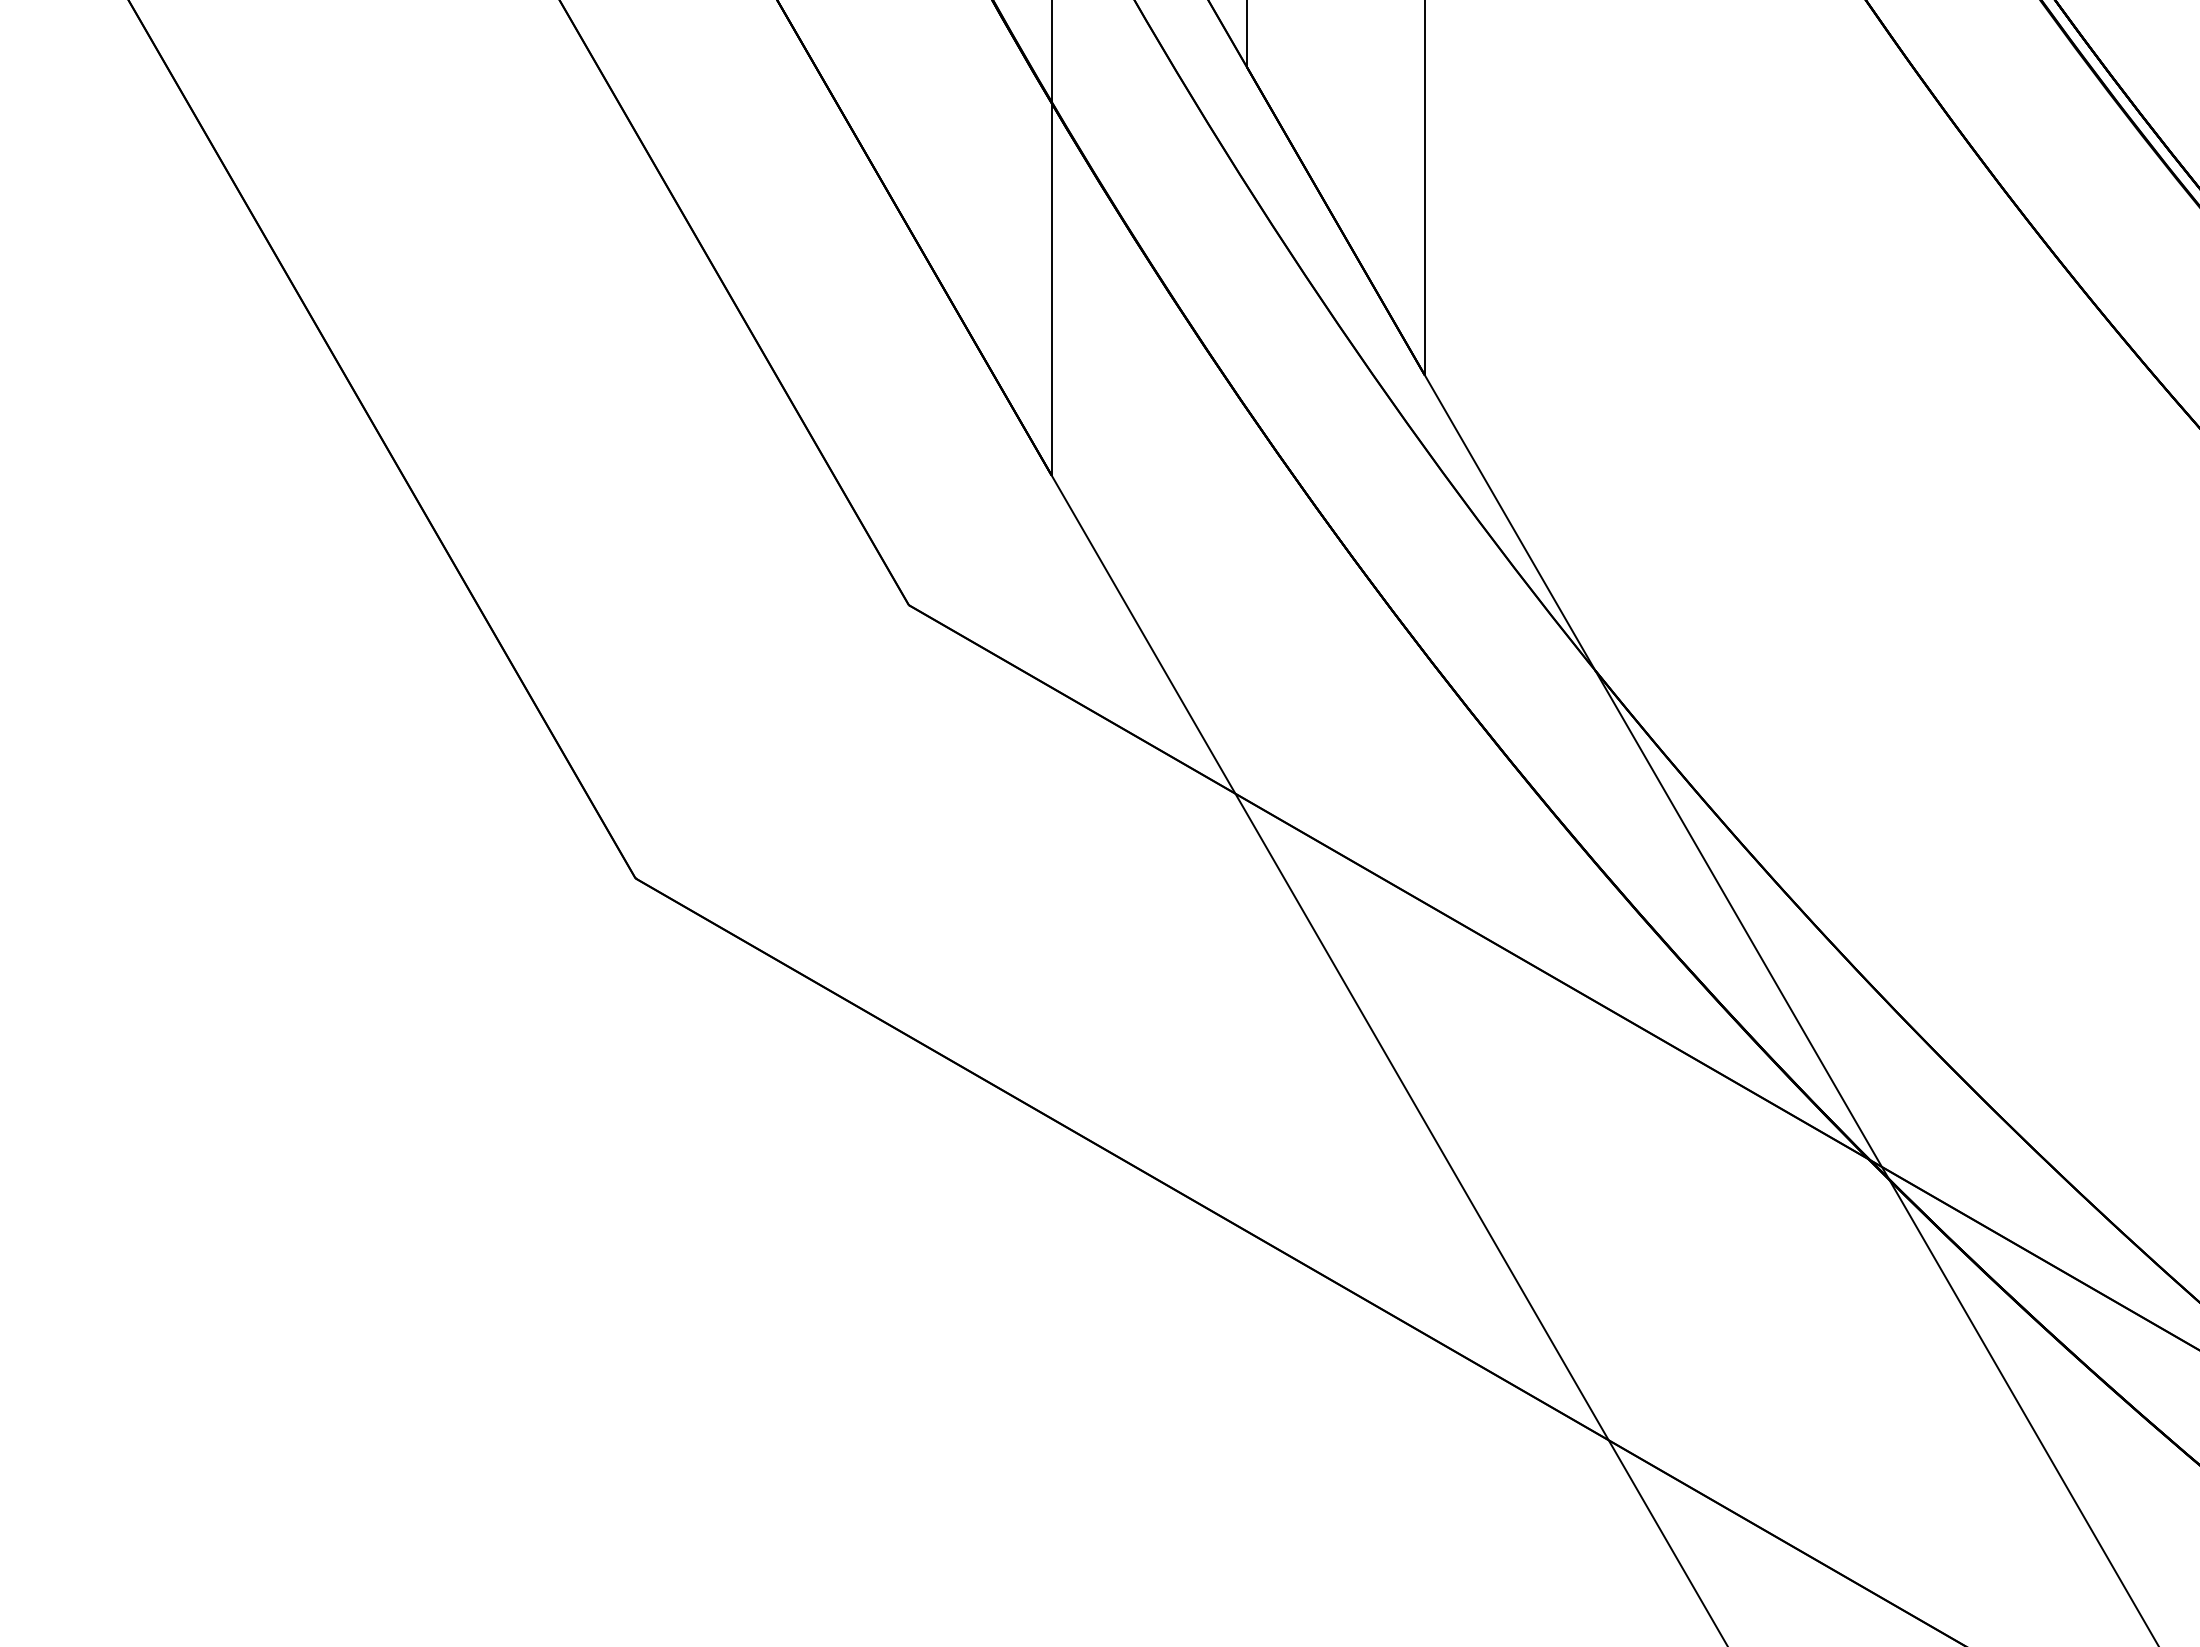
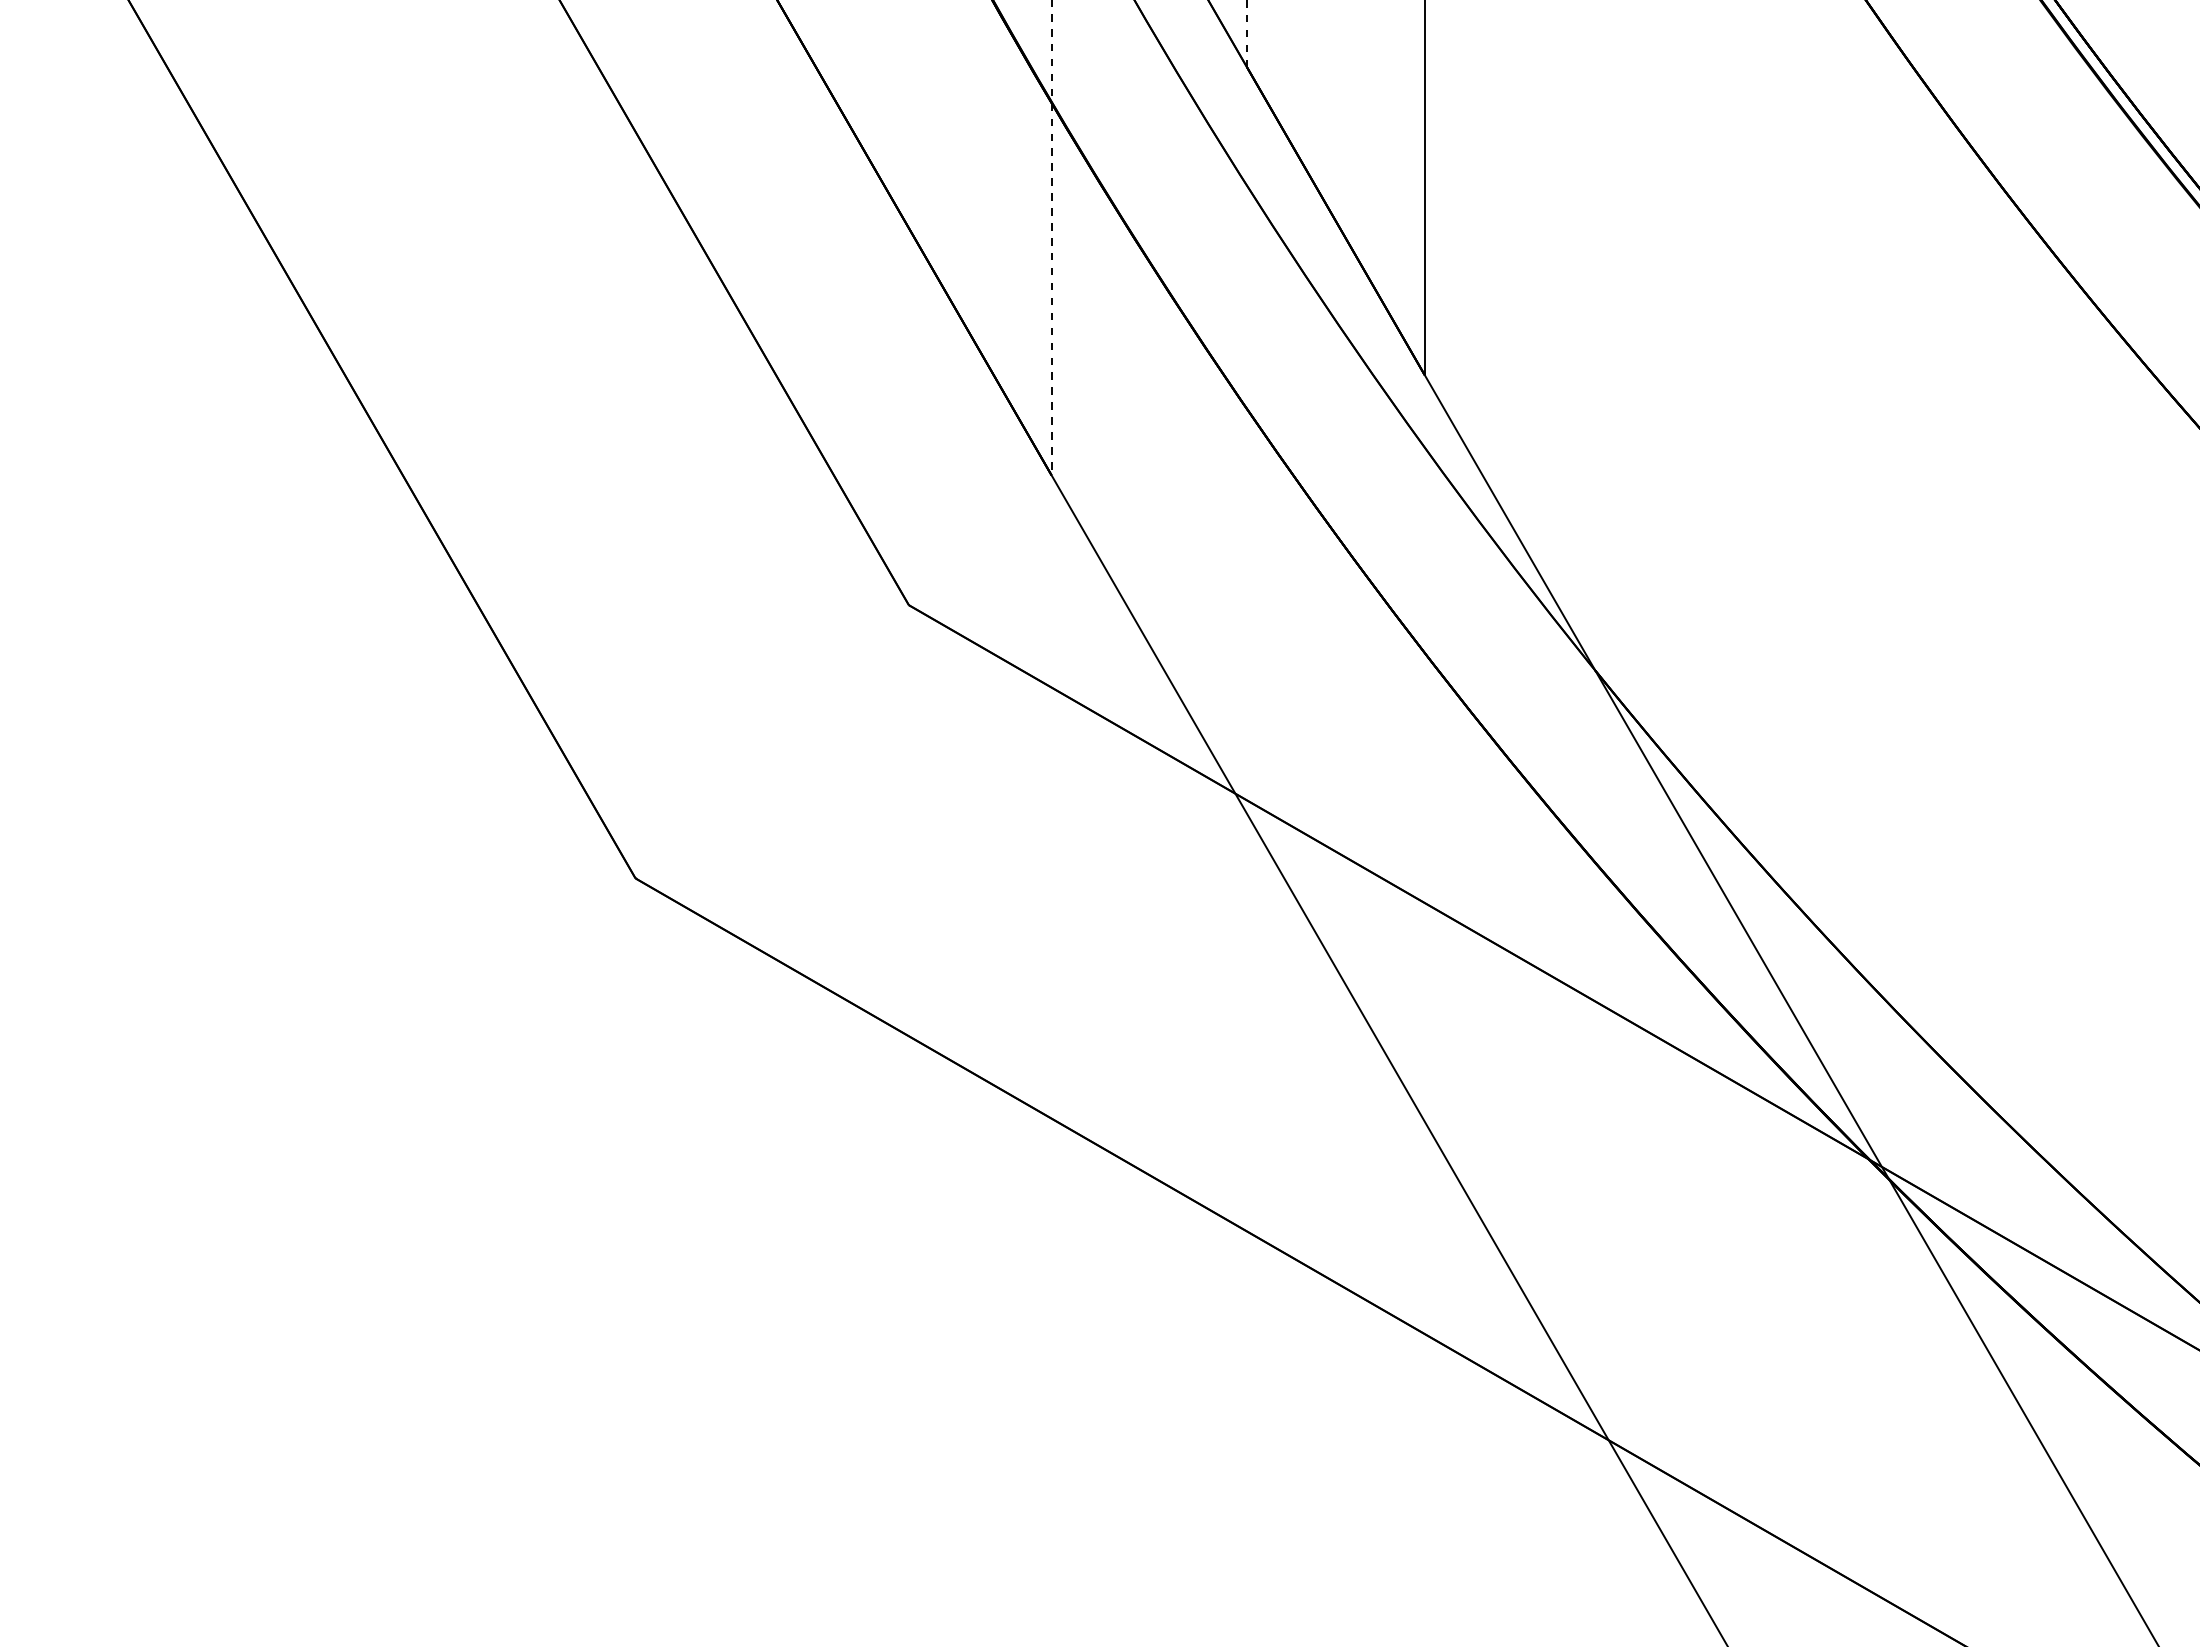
line: solid -> dashed (1247, 33)
line: solid -> dashed (1051, 238)
